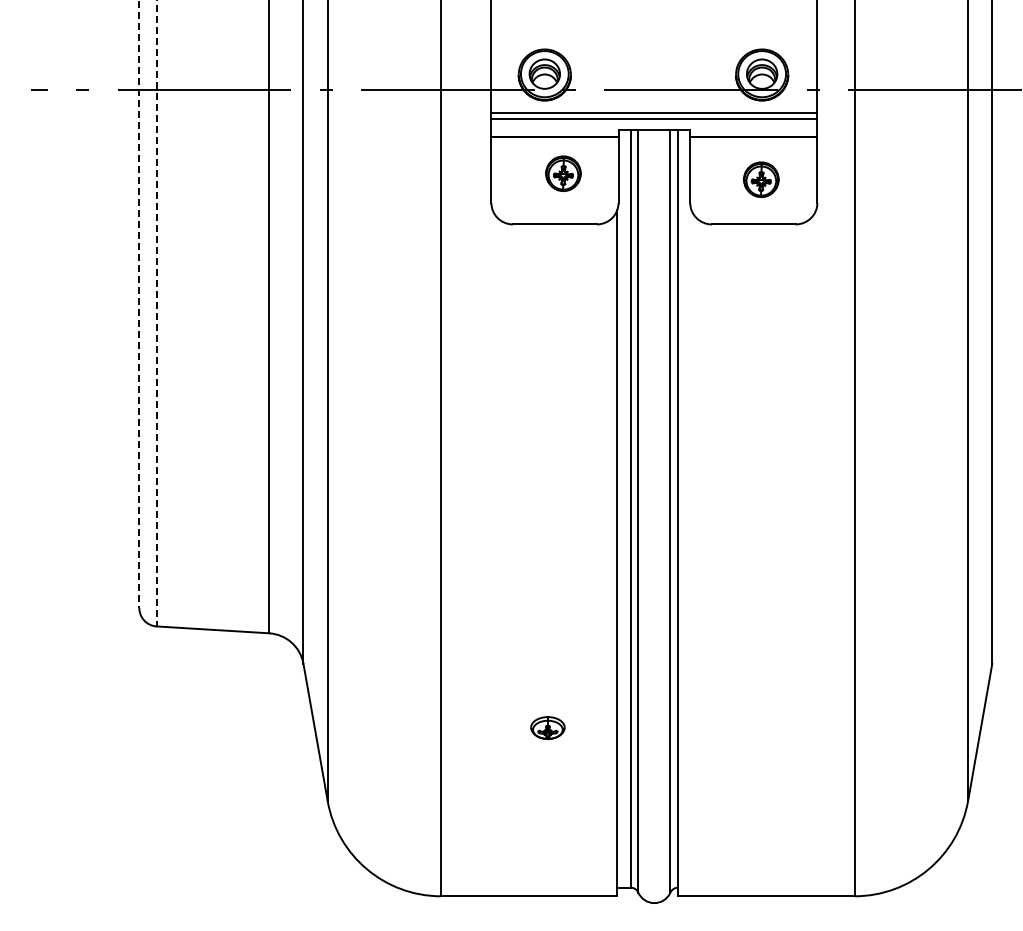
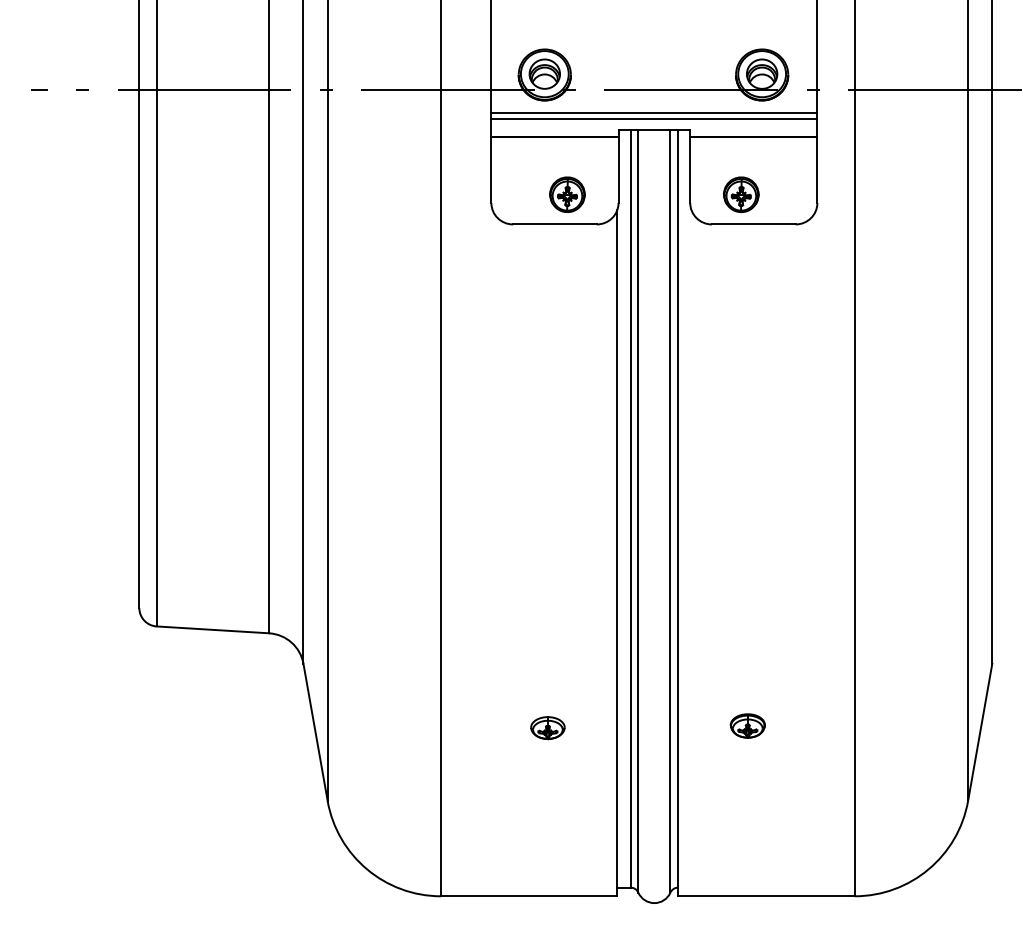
part position: (563, 173) -> (567, 194) (567, 194)
part position: (761, 179) -> (741, 194) (741, 194)
line: dashed -> solid (139, 304)
line: dashed -> solid (156, 313)
part: none -> present (747, 725)
